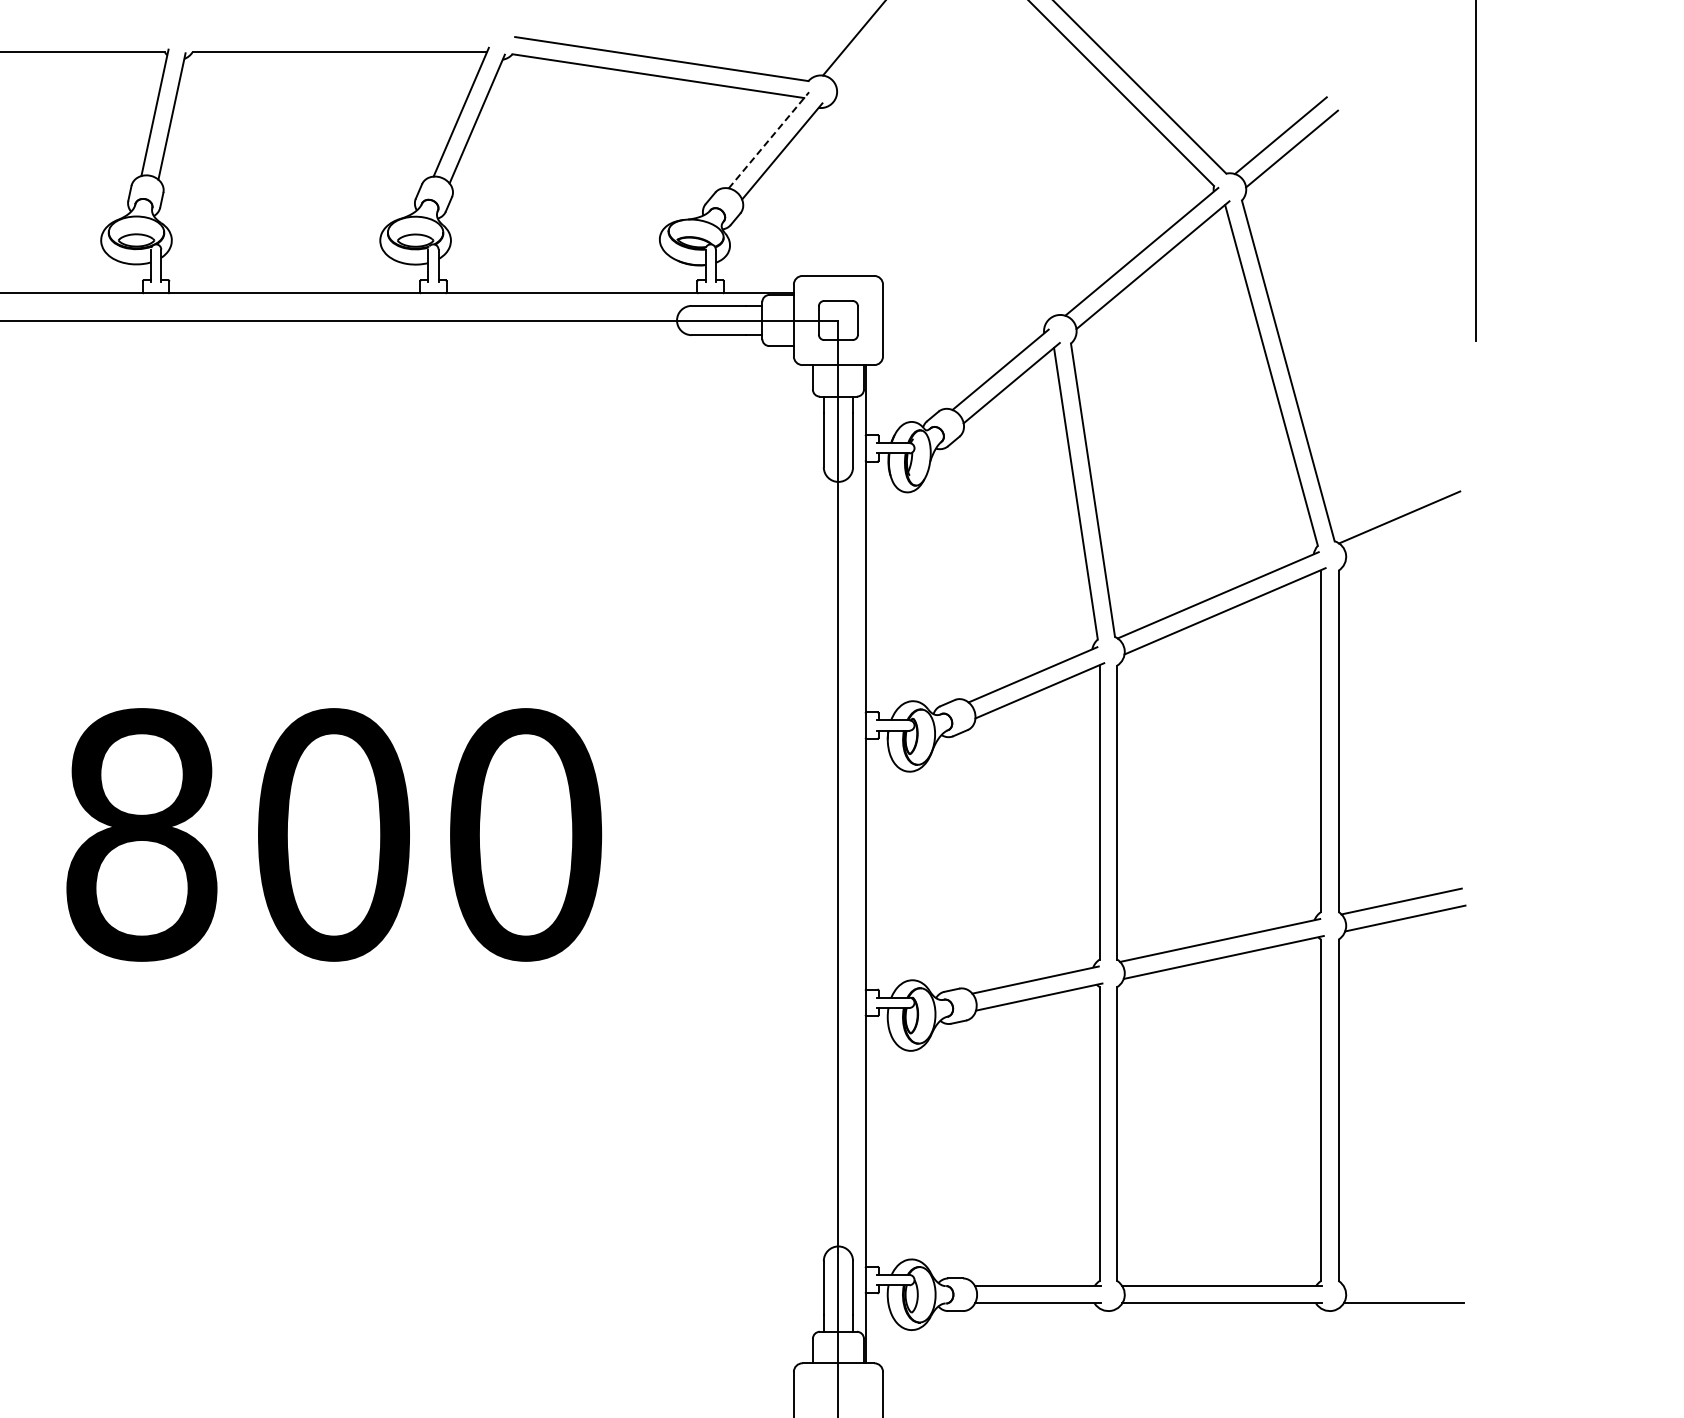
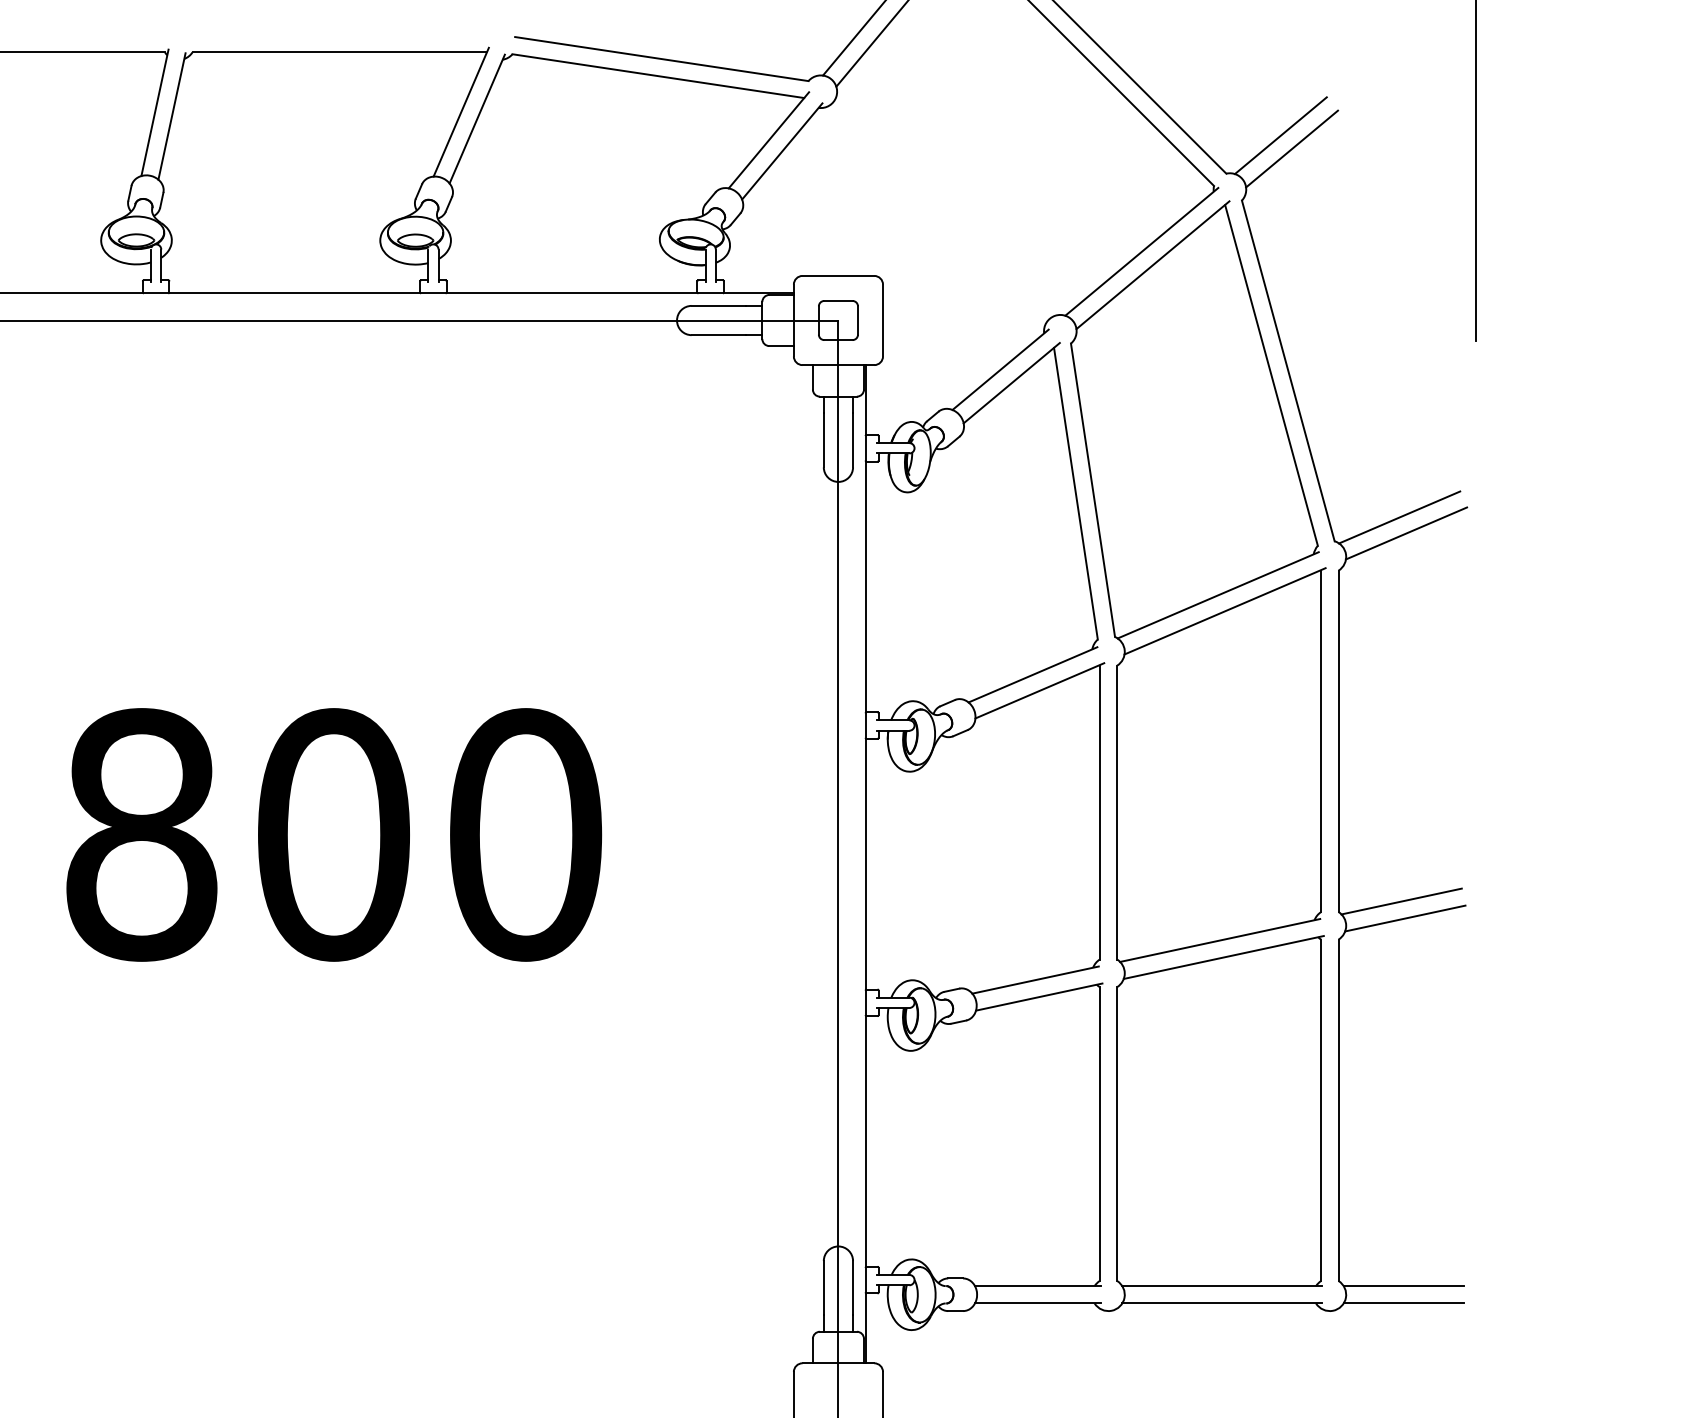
line: none -> present (871, 44)
line: dashed -> solid (768, 140)
line: none -> present (1406, 533)
line: none -> present (1403, 1286)
